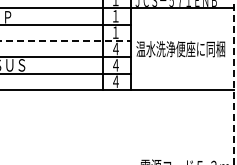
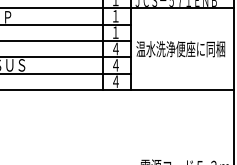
line: dashed -> solid (65, 40)
line: dashed -> solid (233, 82)
